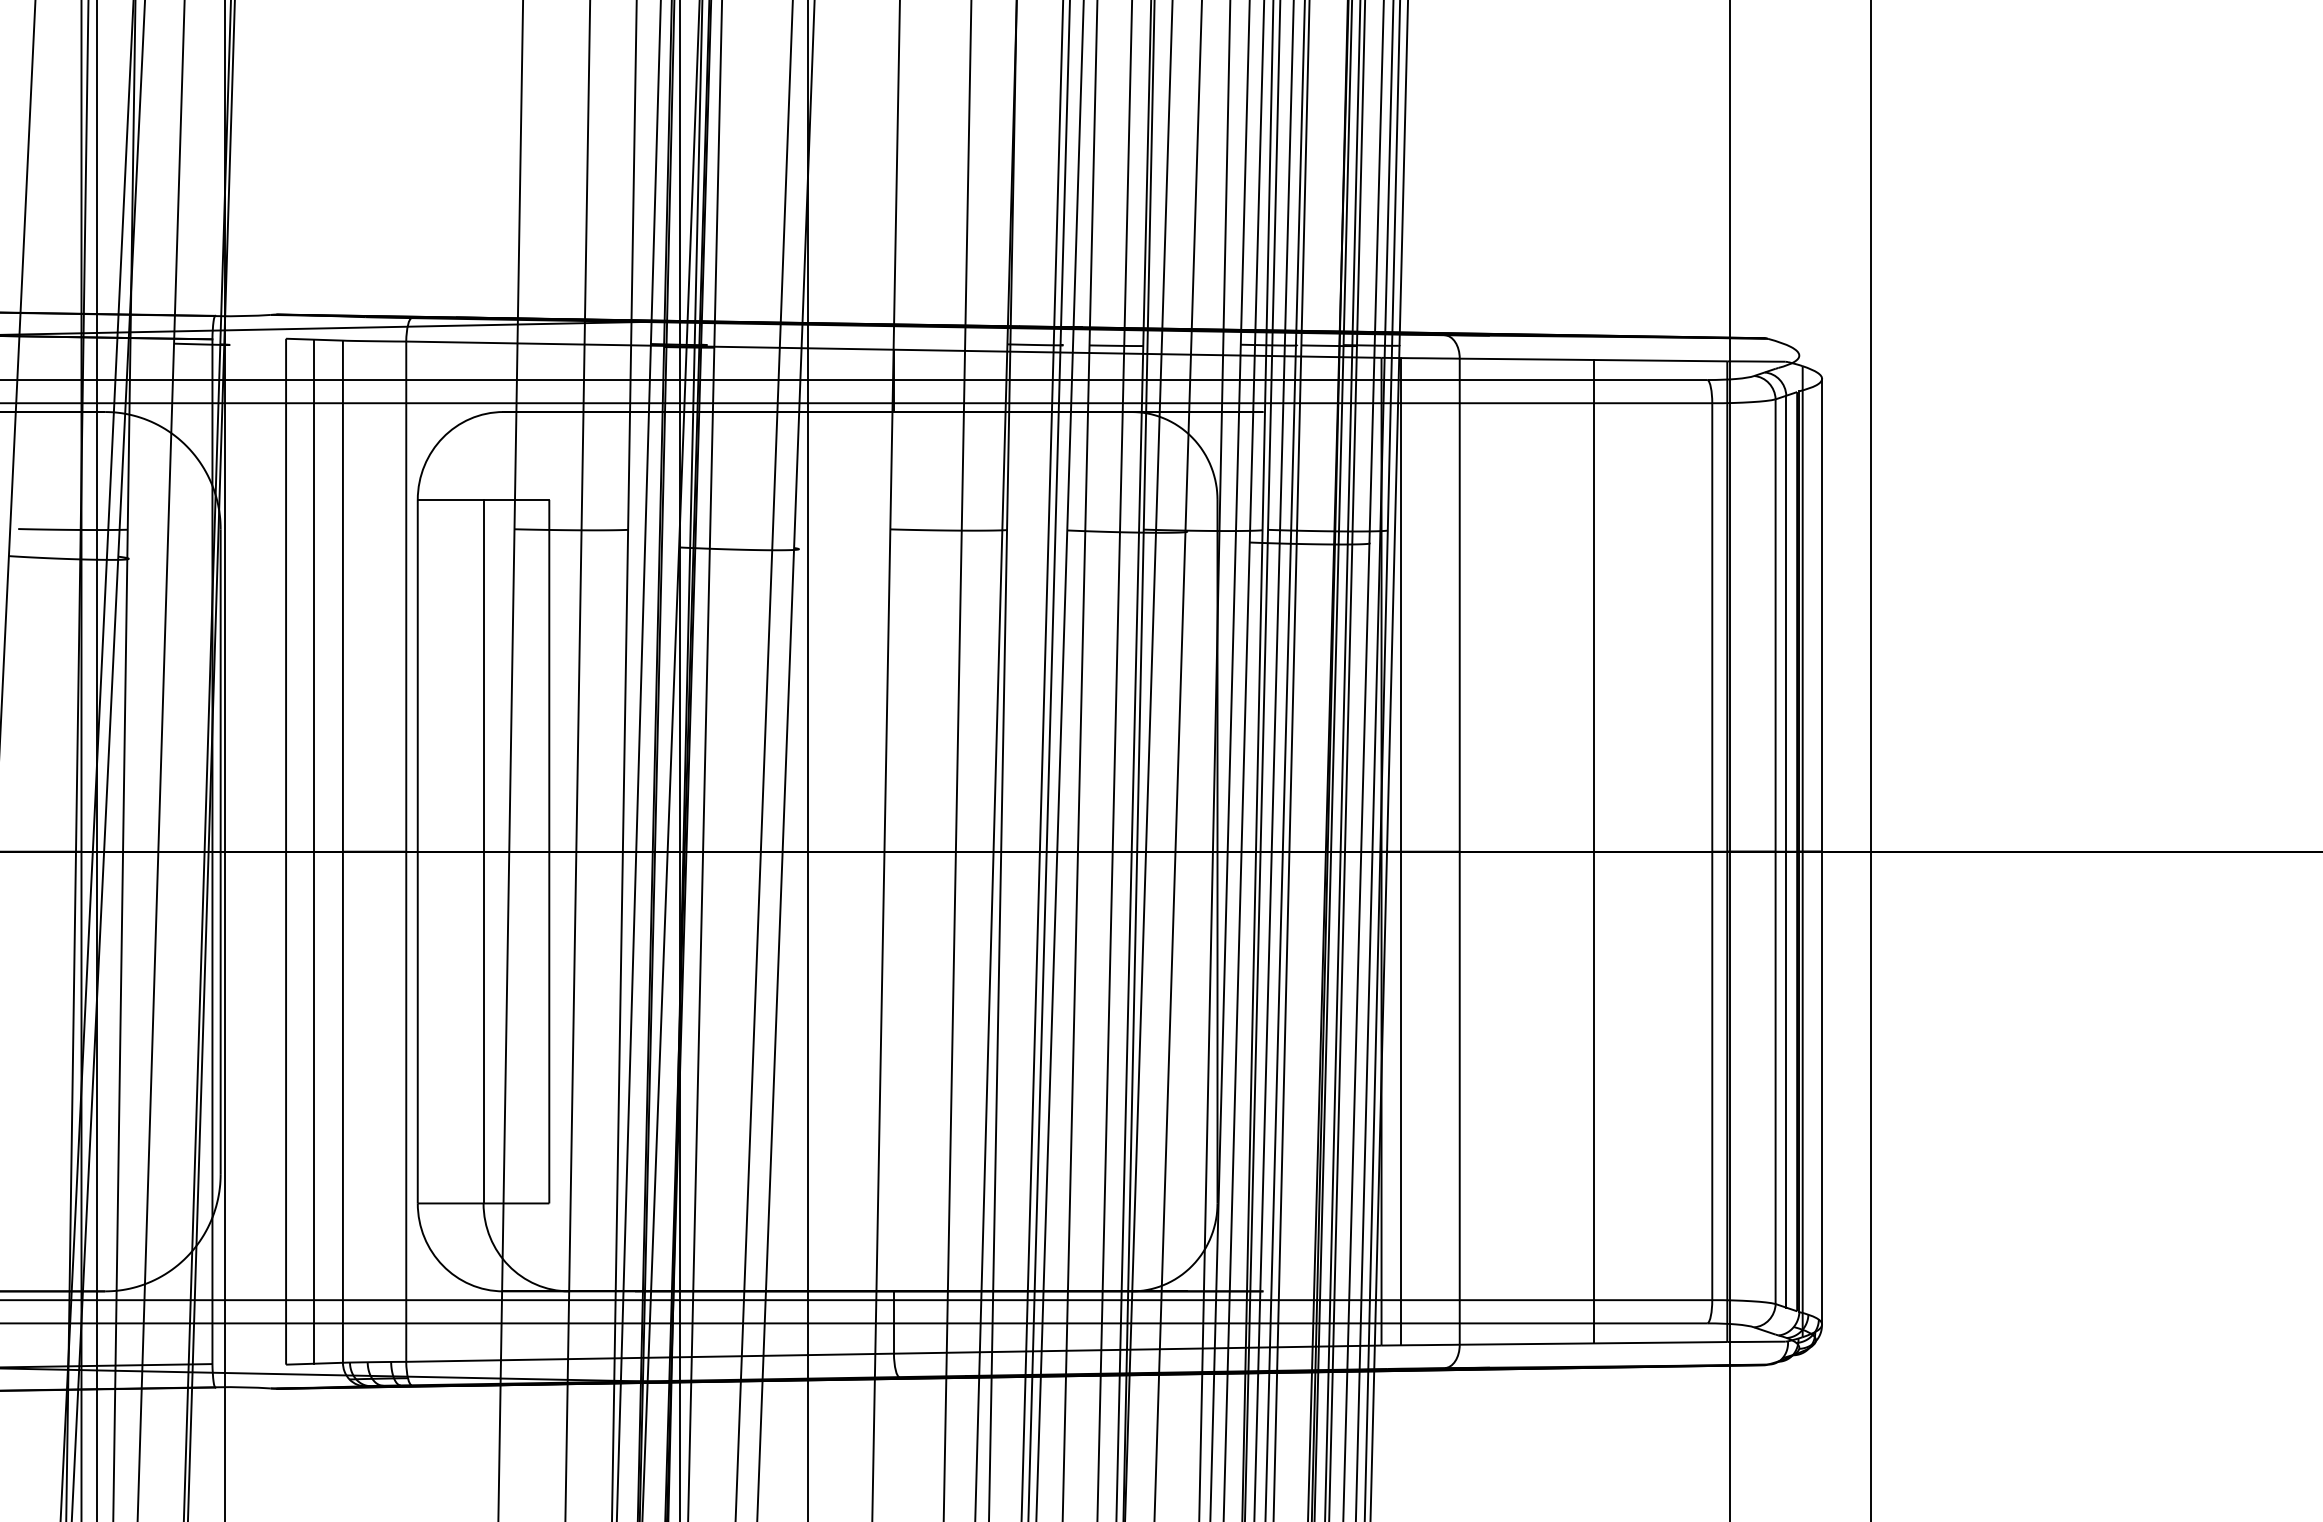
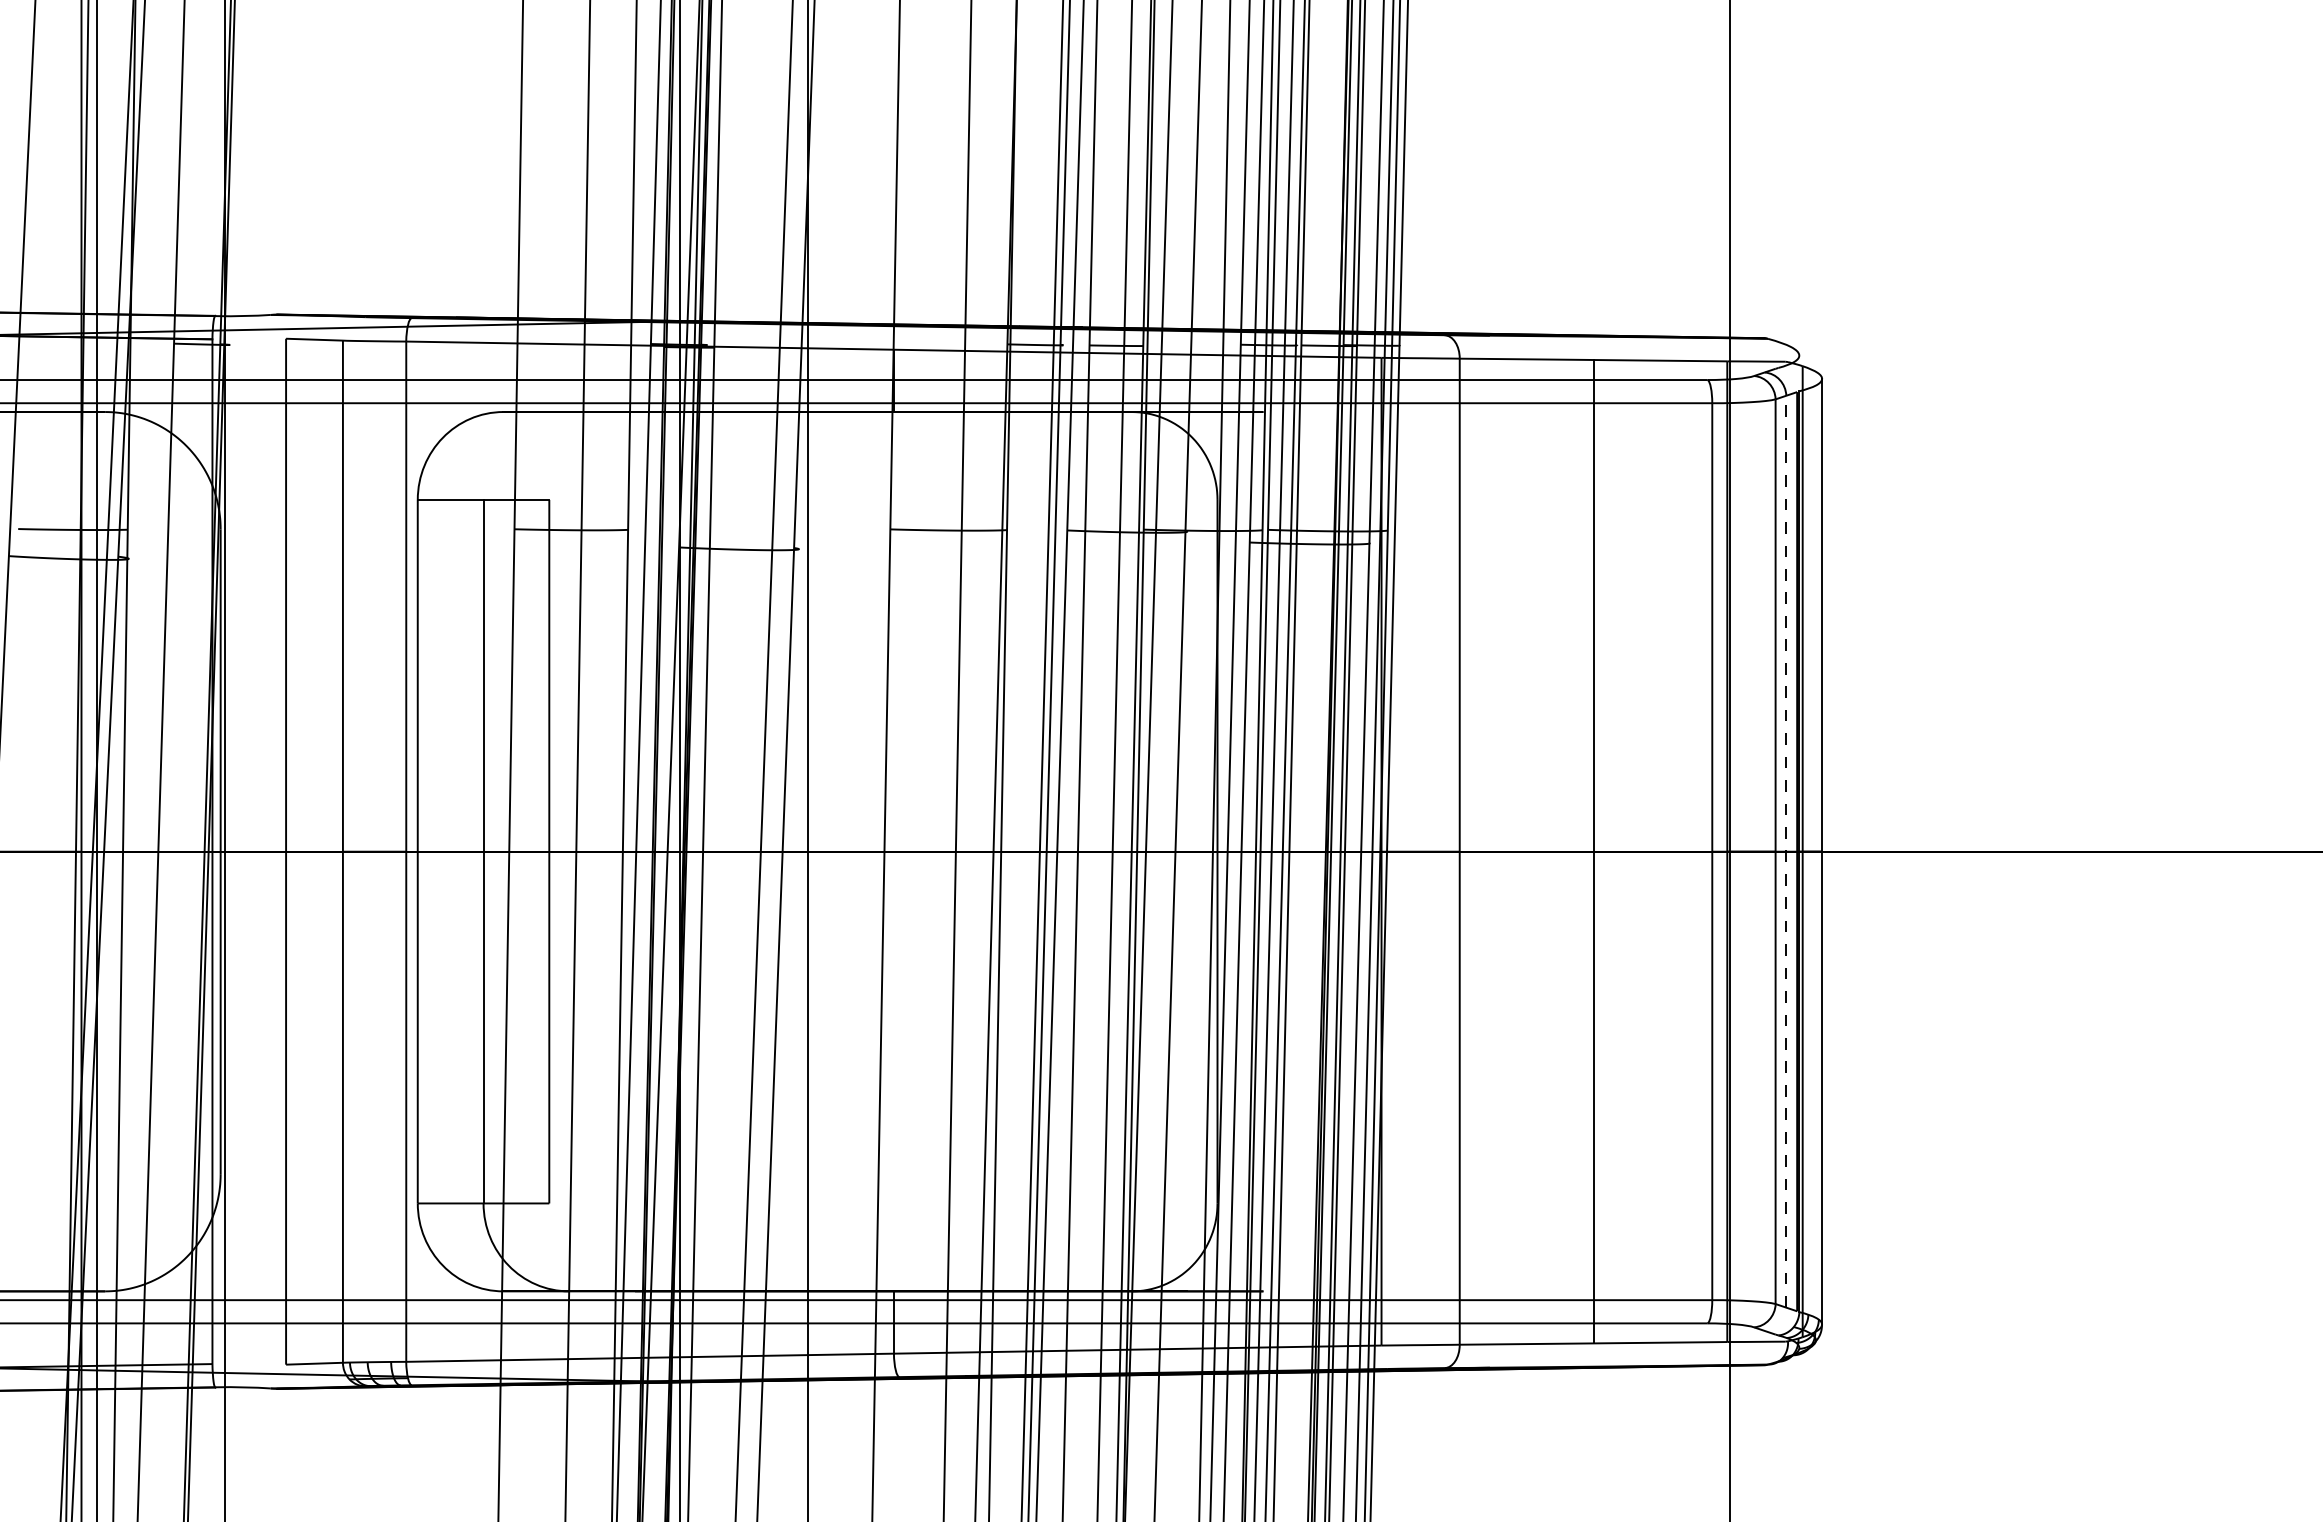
line: present -> none (1871, 760)
line: present -> none (314, 851)
line: present -> none (1401, 851)
line: solid -> dashed (1786, 851)
